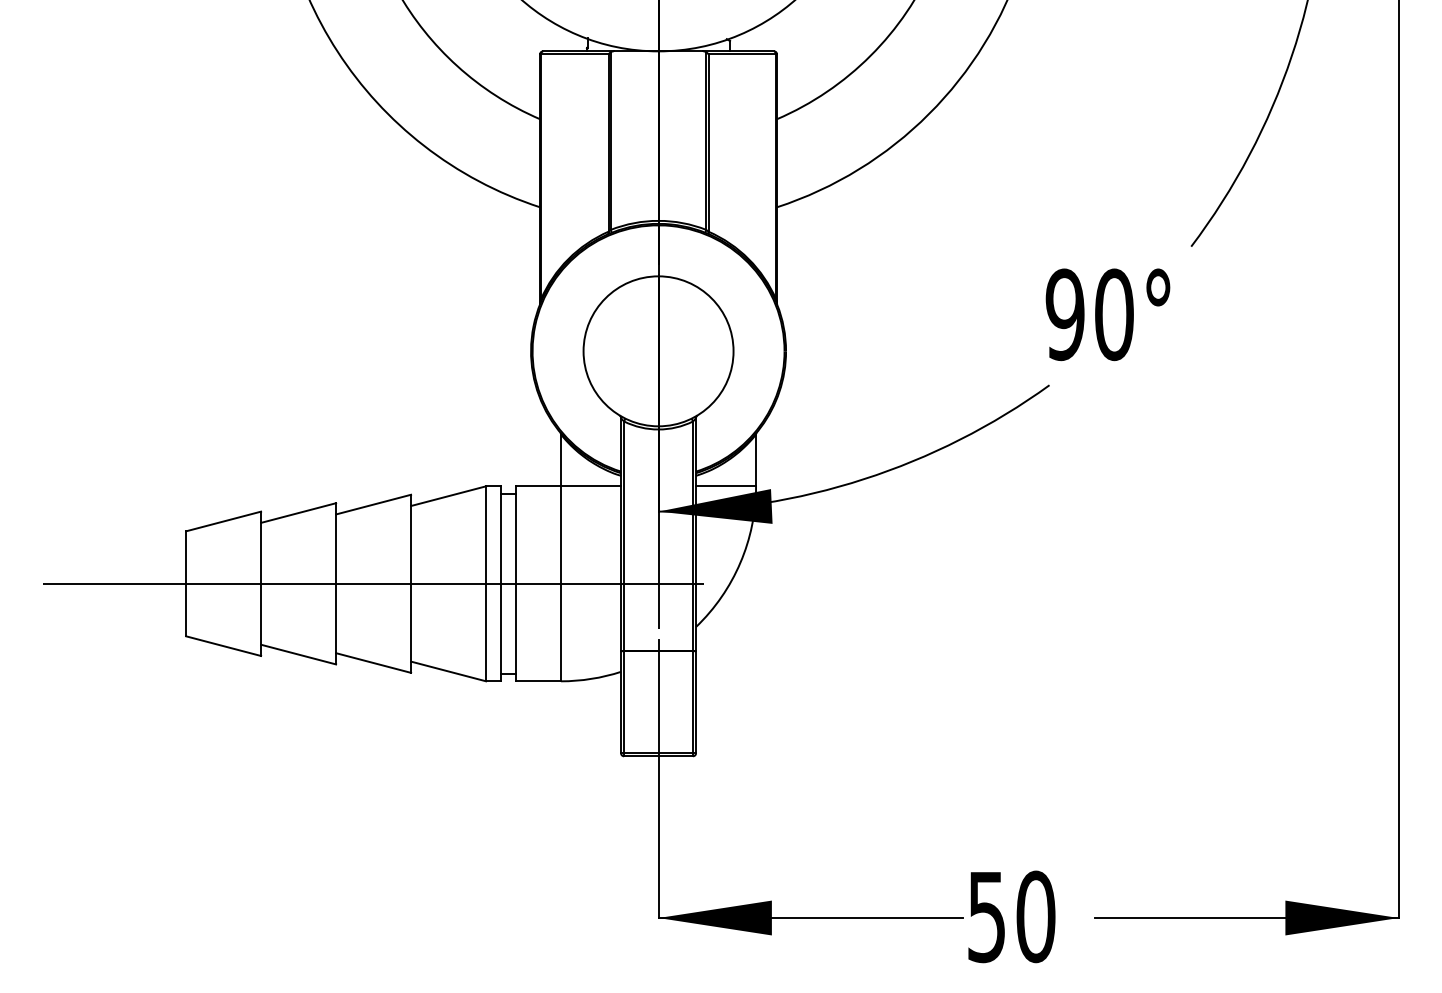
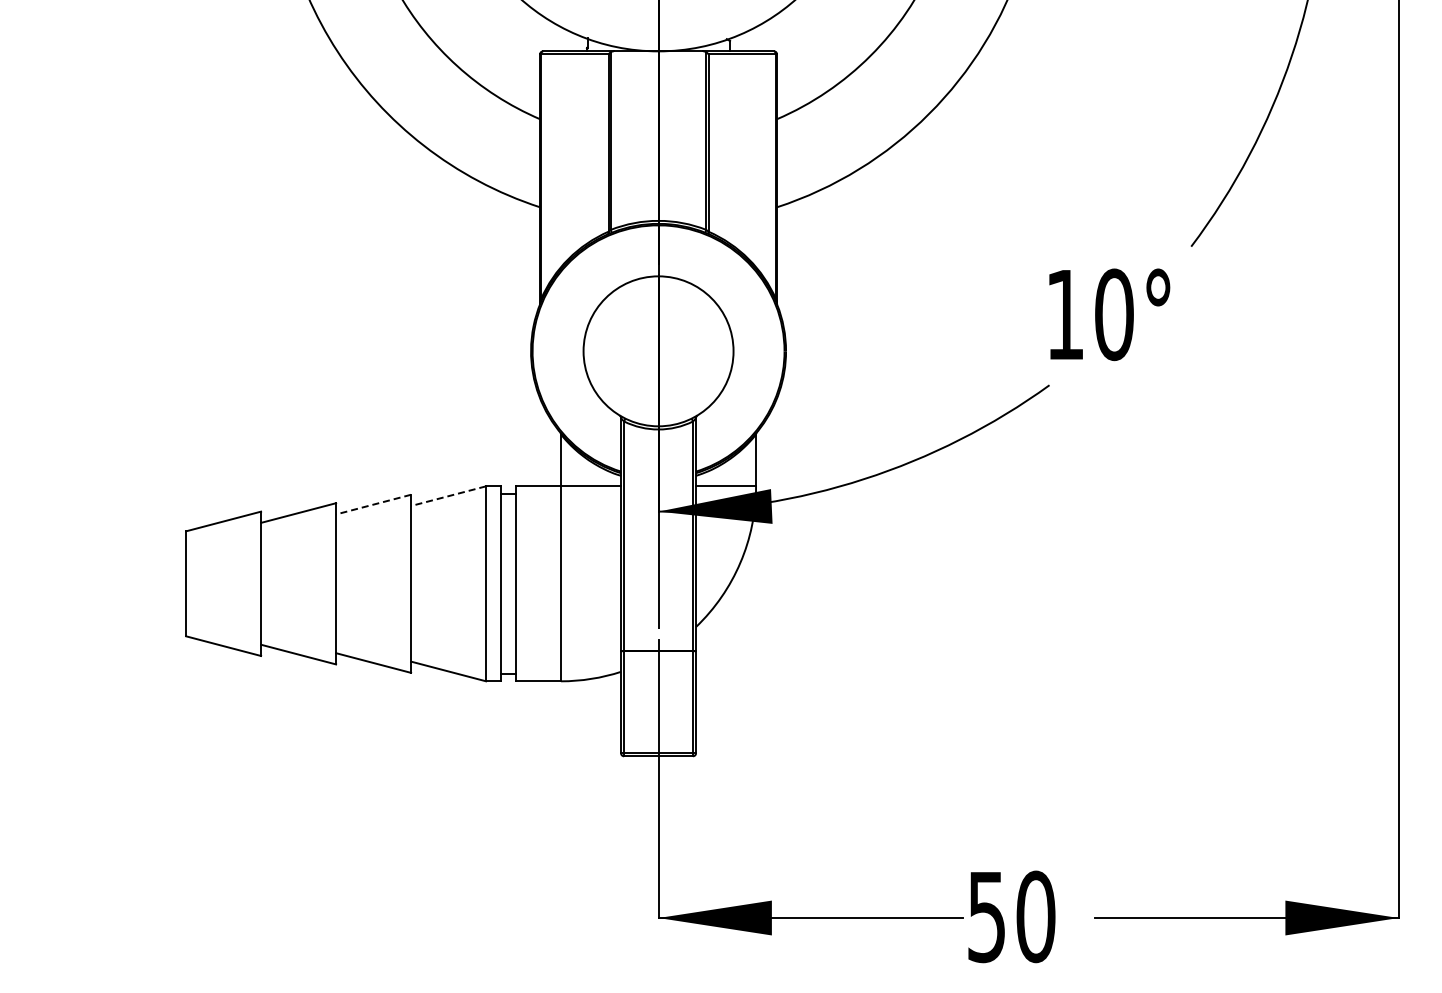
text: 90° -> 10° (1064, 314)
line: solid -> dashed (448, 496)
line: solid -> dashed (373, 504)
line: present -> none (373, 583)
